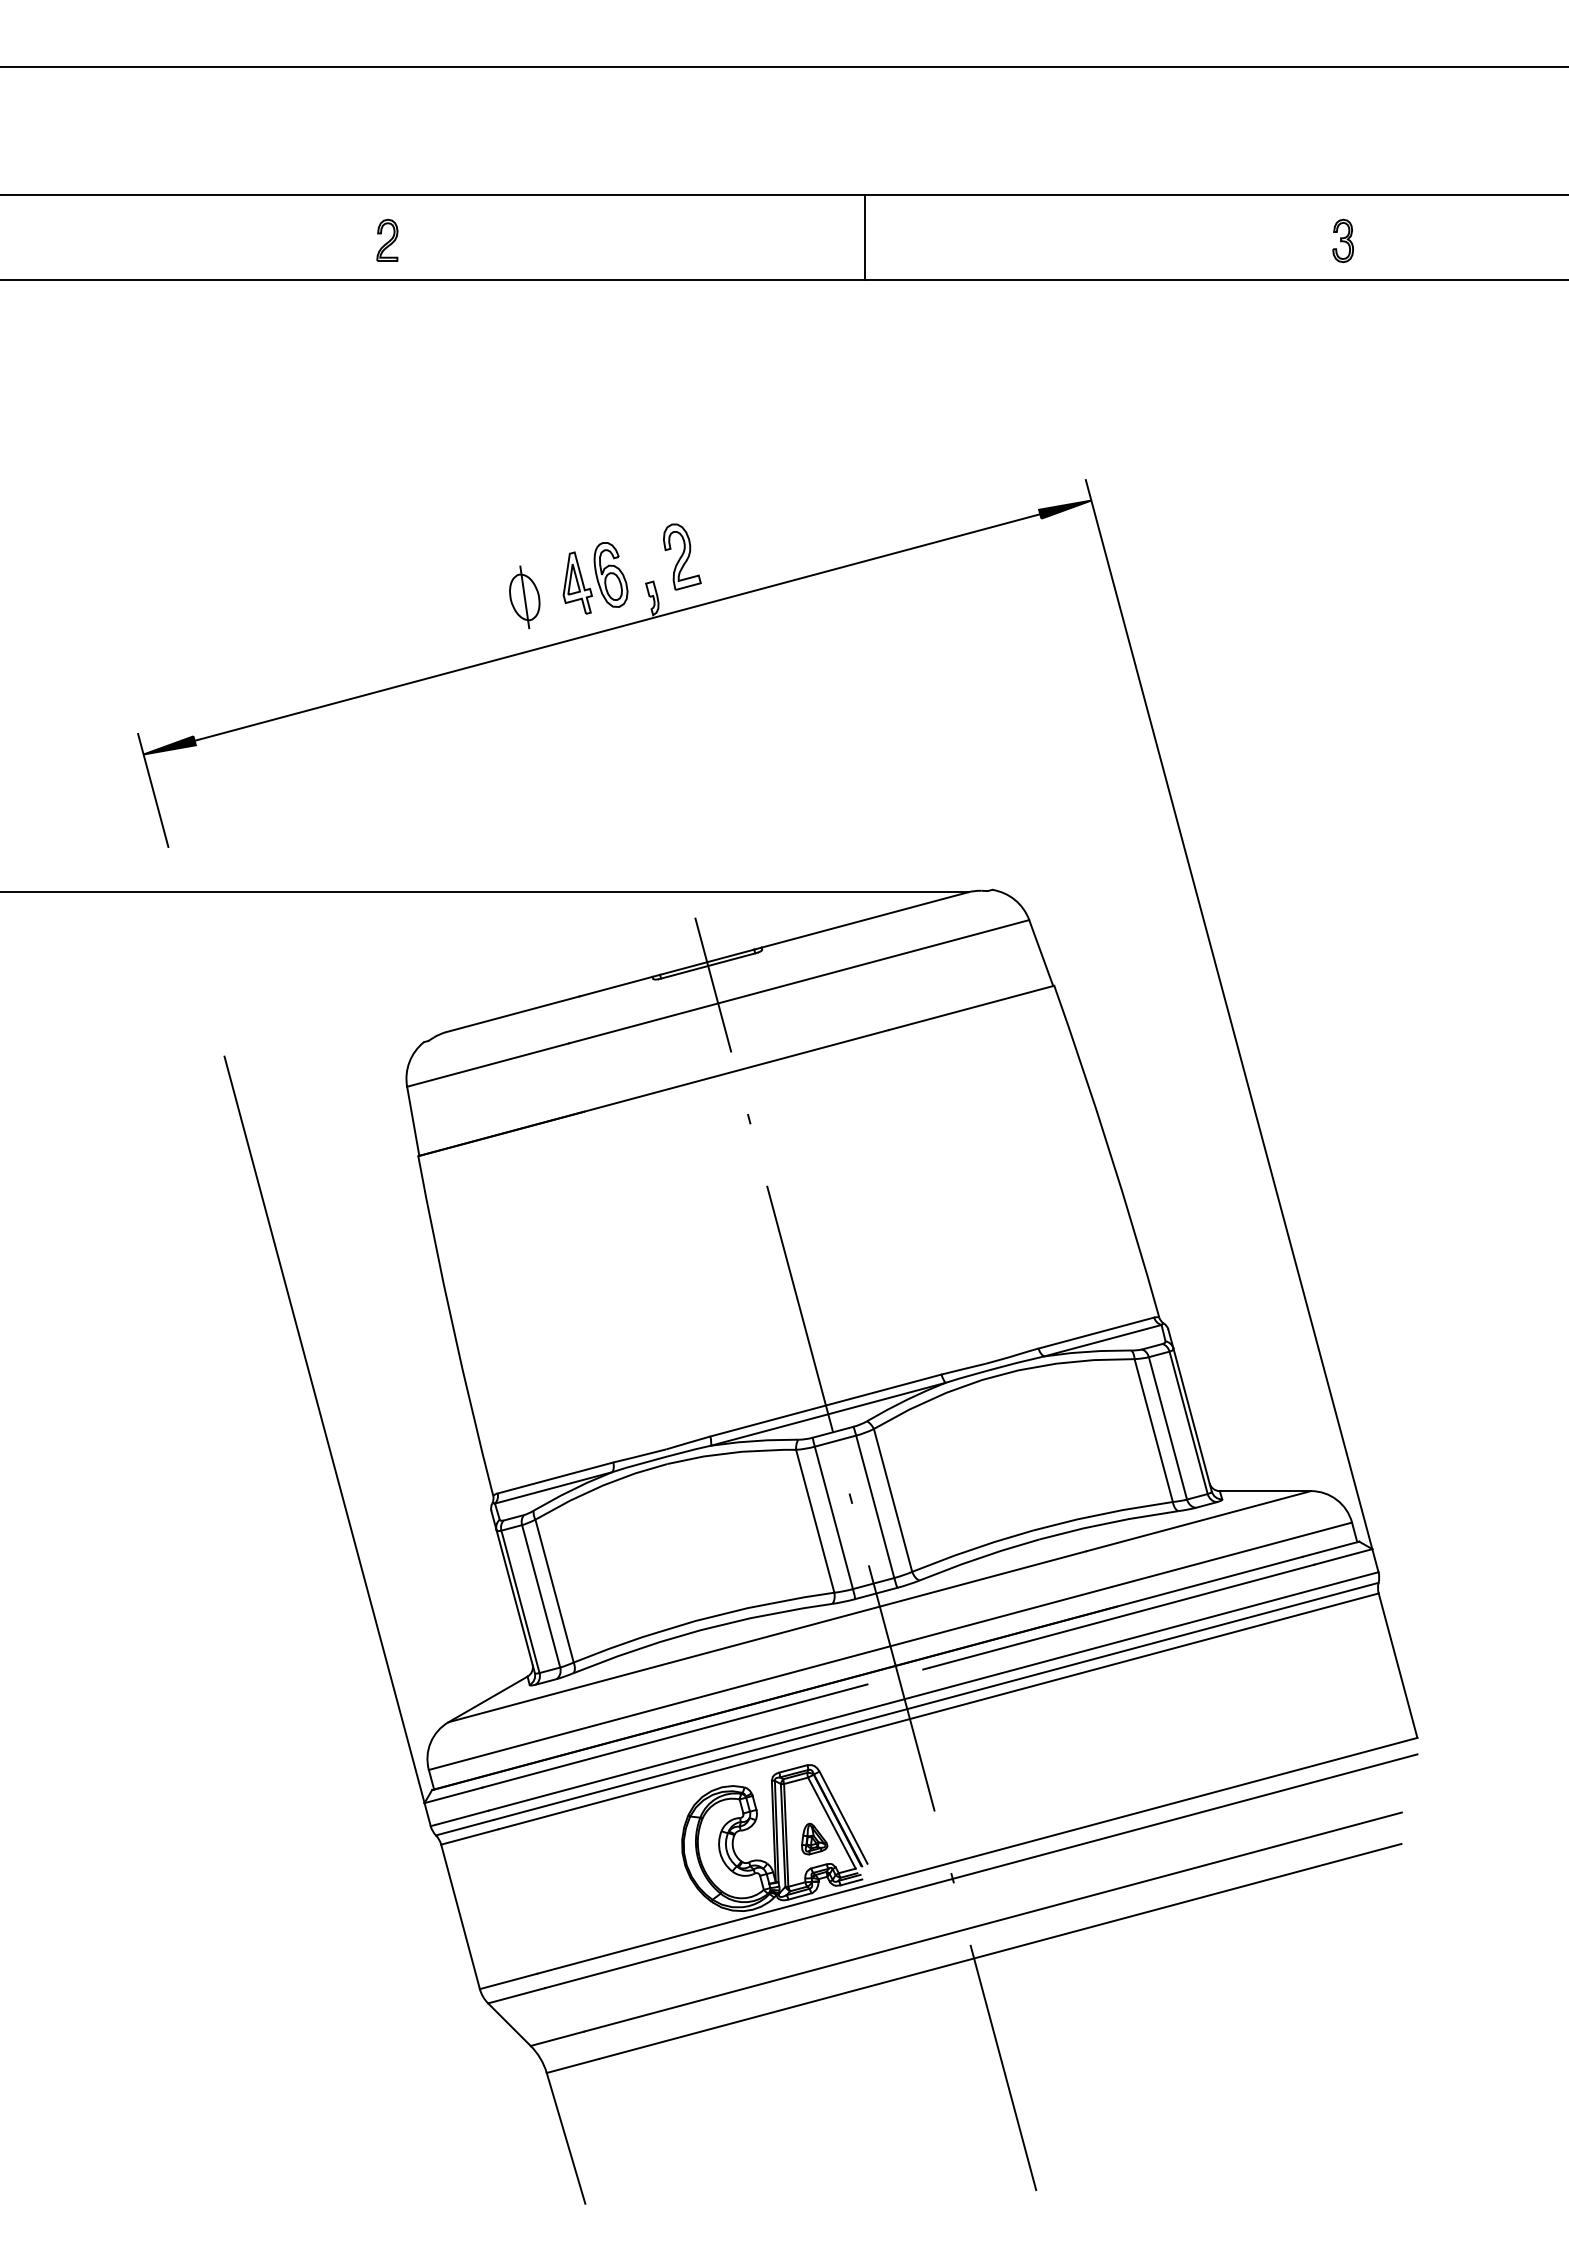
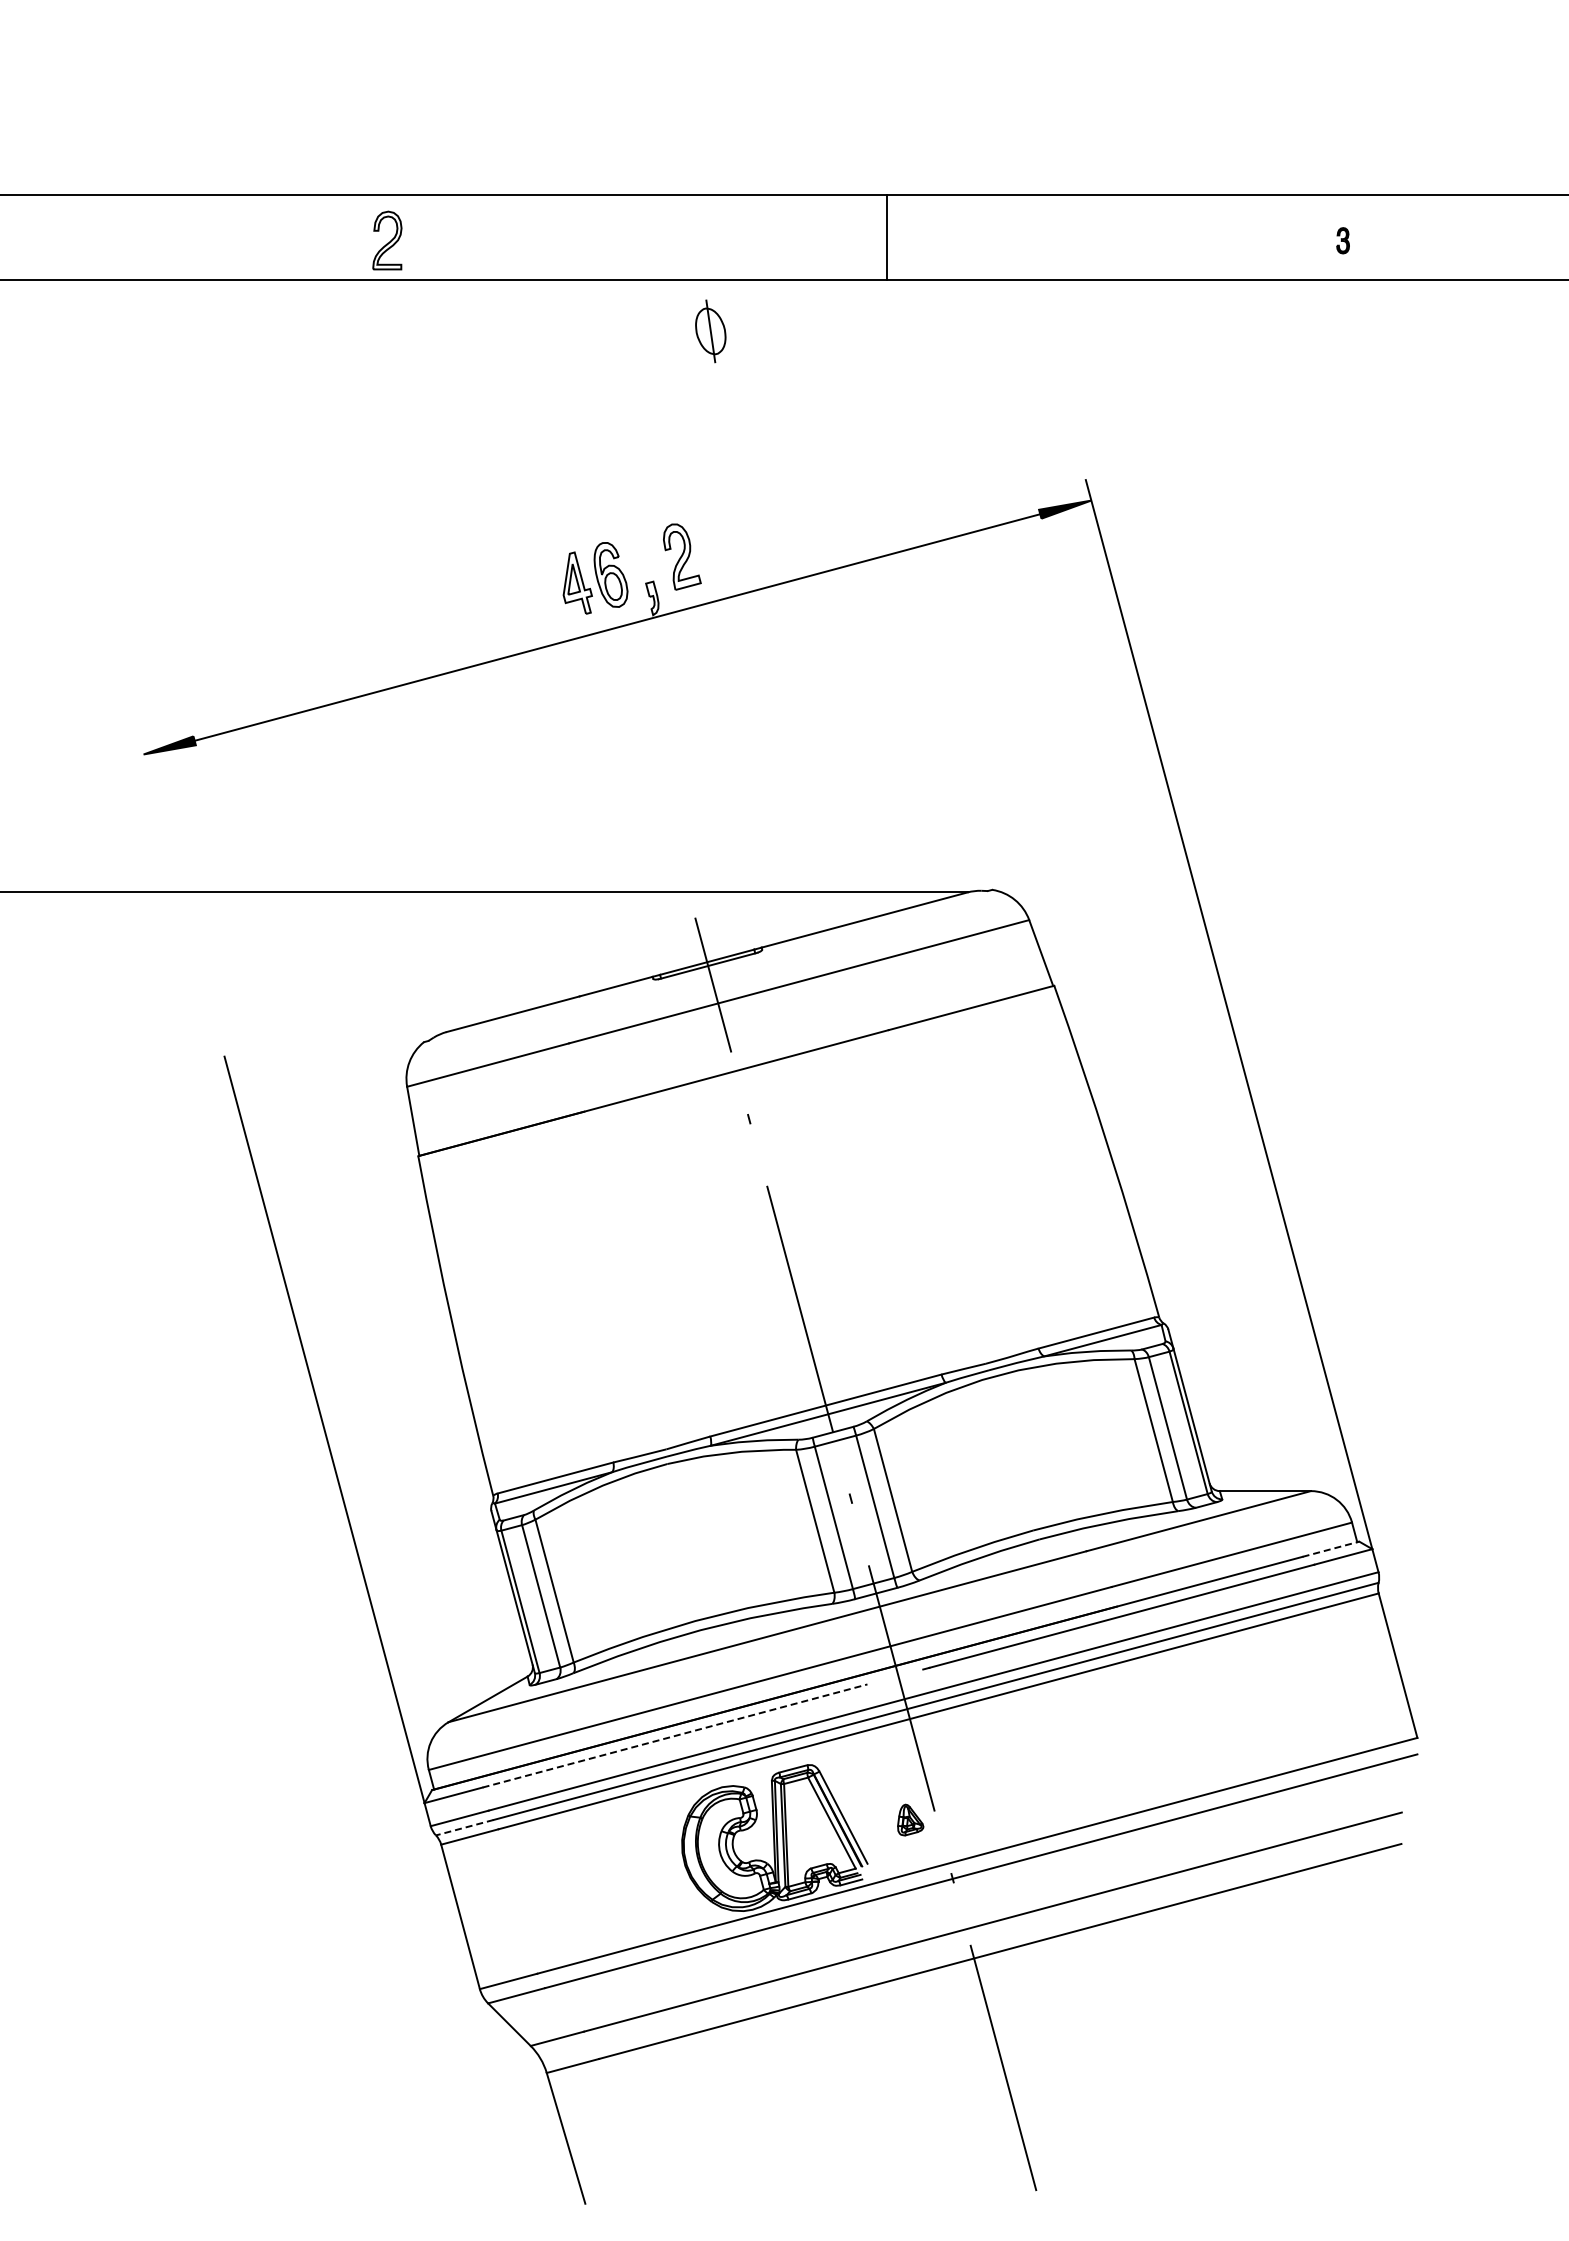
line: present -> none (783, 67)
line position: (865, 236) -> (887, 236) (887, 236)
part size: 23x44 px -> 31x61 px (387, 240)
part size: 22x45 px -> 14x28 px (1342, 240)
part position: (524, 597) -> (710, 331) (710, 331)
line: present -> none (153, 790)
line: solid -> dashed (1331, 1549)
line: solid -> dashed (675, 1735)
line: solid -> dashed (464, 1827)
part position: (814, 1838) -> (910, 1819) (910, 1819)
